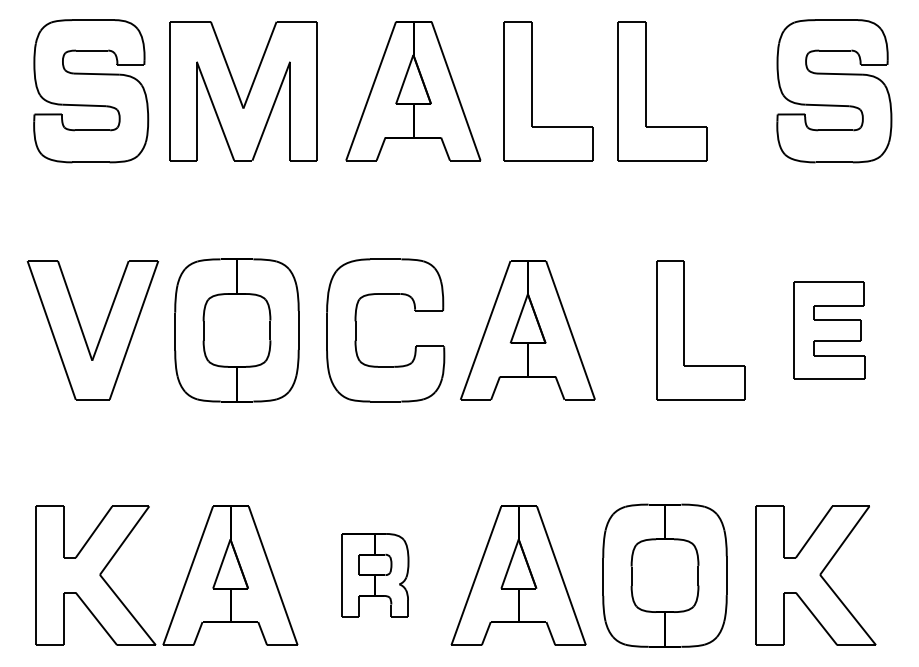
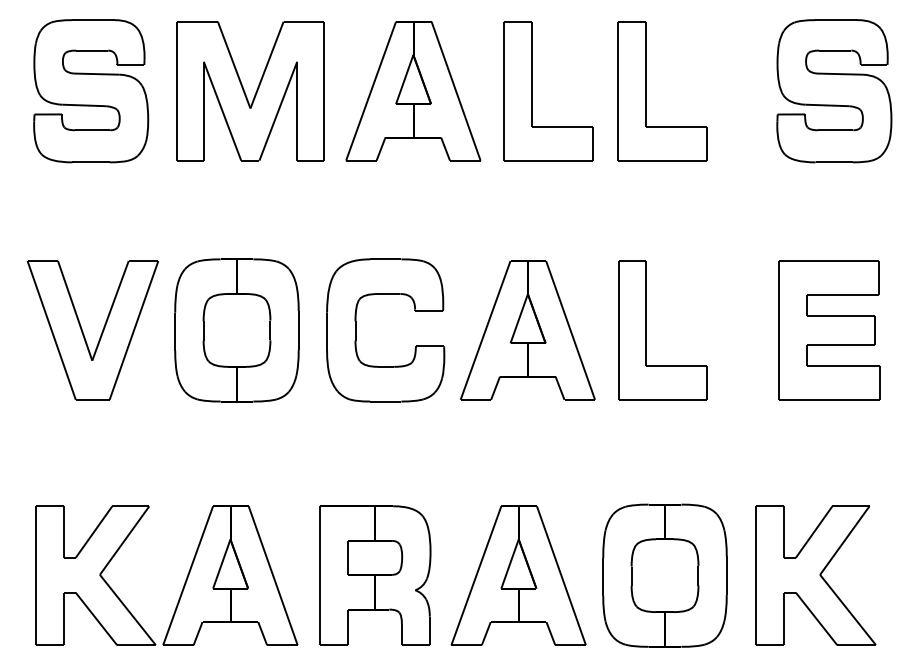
part position: (243, 91) -> (250, 91) (250, 91)
part position: (684, 330) -> (646, 330) (646, 330)
part size: 73x99 px -> 103x141 px (829, 330)
part size: 69x85 px -> 113x141 px (375, 575)
